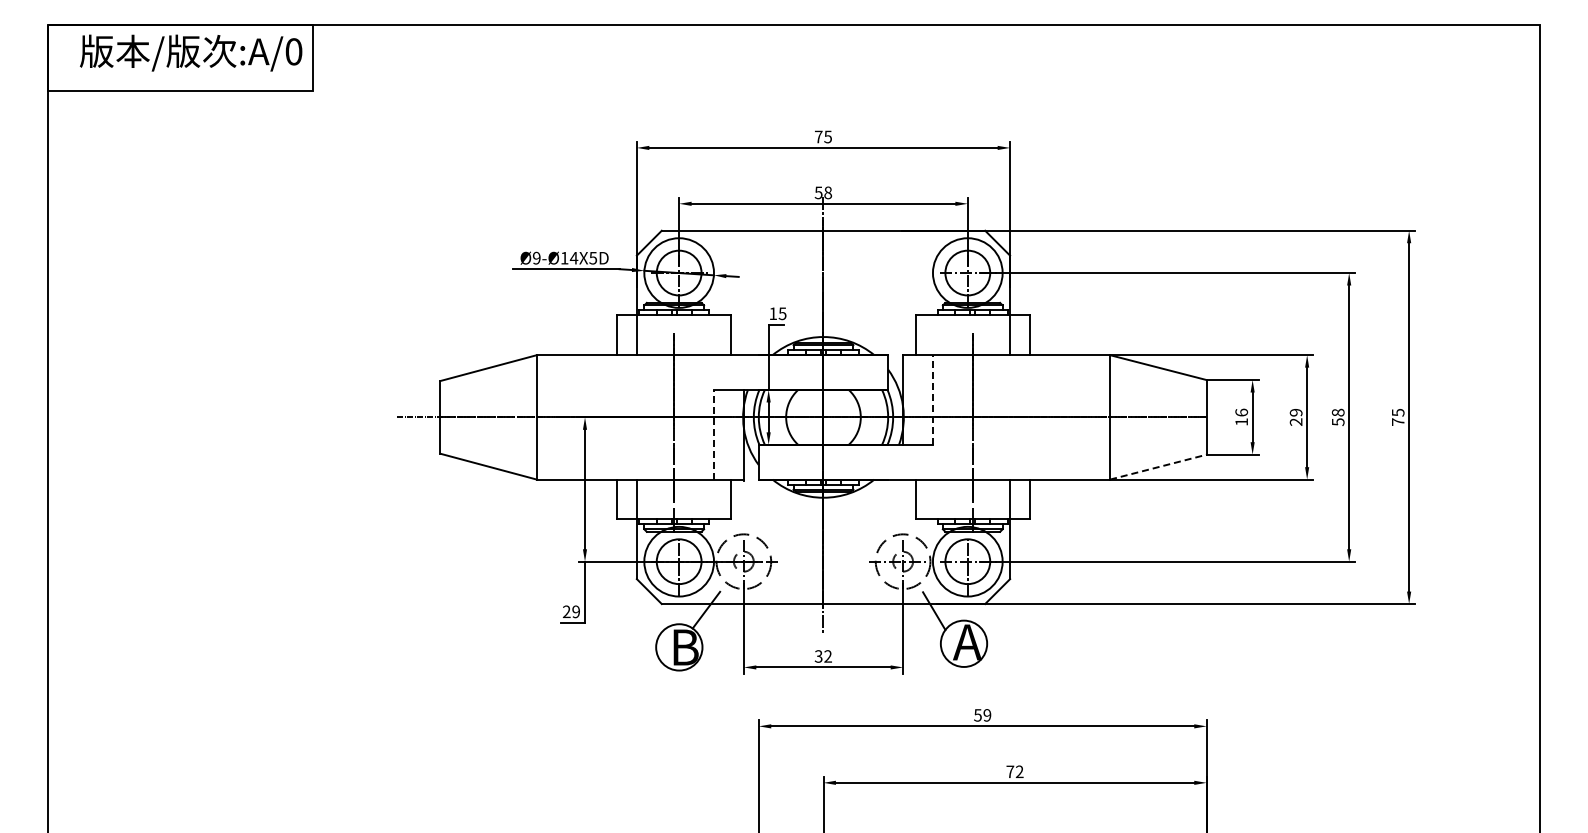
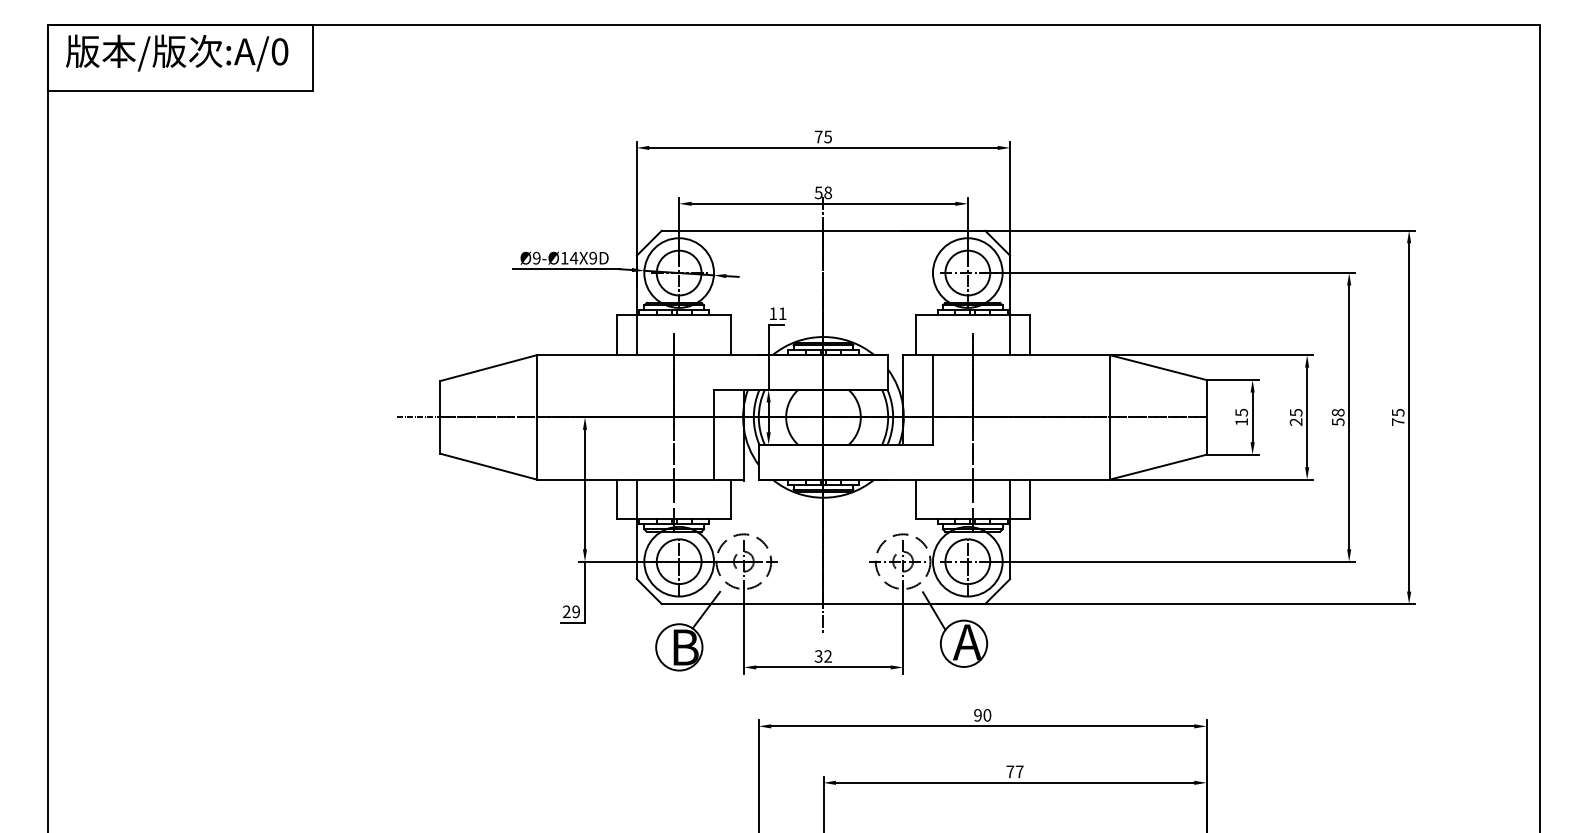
text position: (191, 52) -> (177, 52) (177, 52)
text: Ø9-Ø14X5D -> Ø9-Ø14X9D (593, 257)
text: 15 -> 11 (782, 313)
line: dashed -> solid (932, 399)
text: 16 -> 15 (1241, 412)
text: 29 -> 25 (1295, 412)
line: dashed -> solid (714, 434)
line: dashed -> solid (1158, 467)
text: 59 -> 90 (982, 715)
text: 72 -> 77 (1019, 771)
